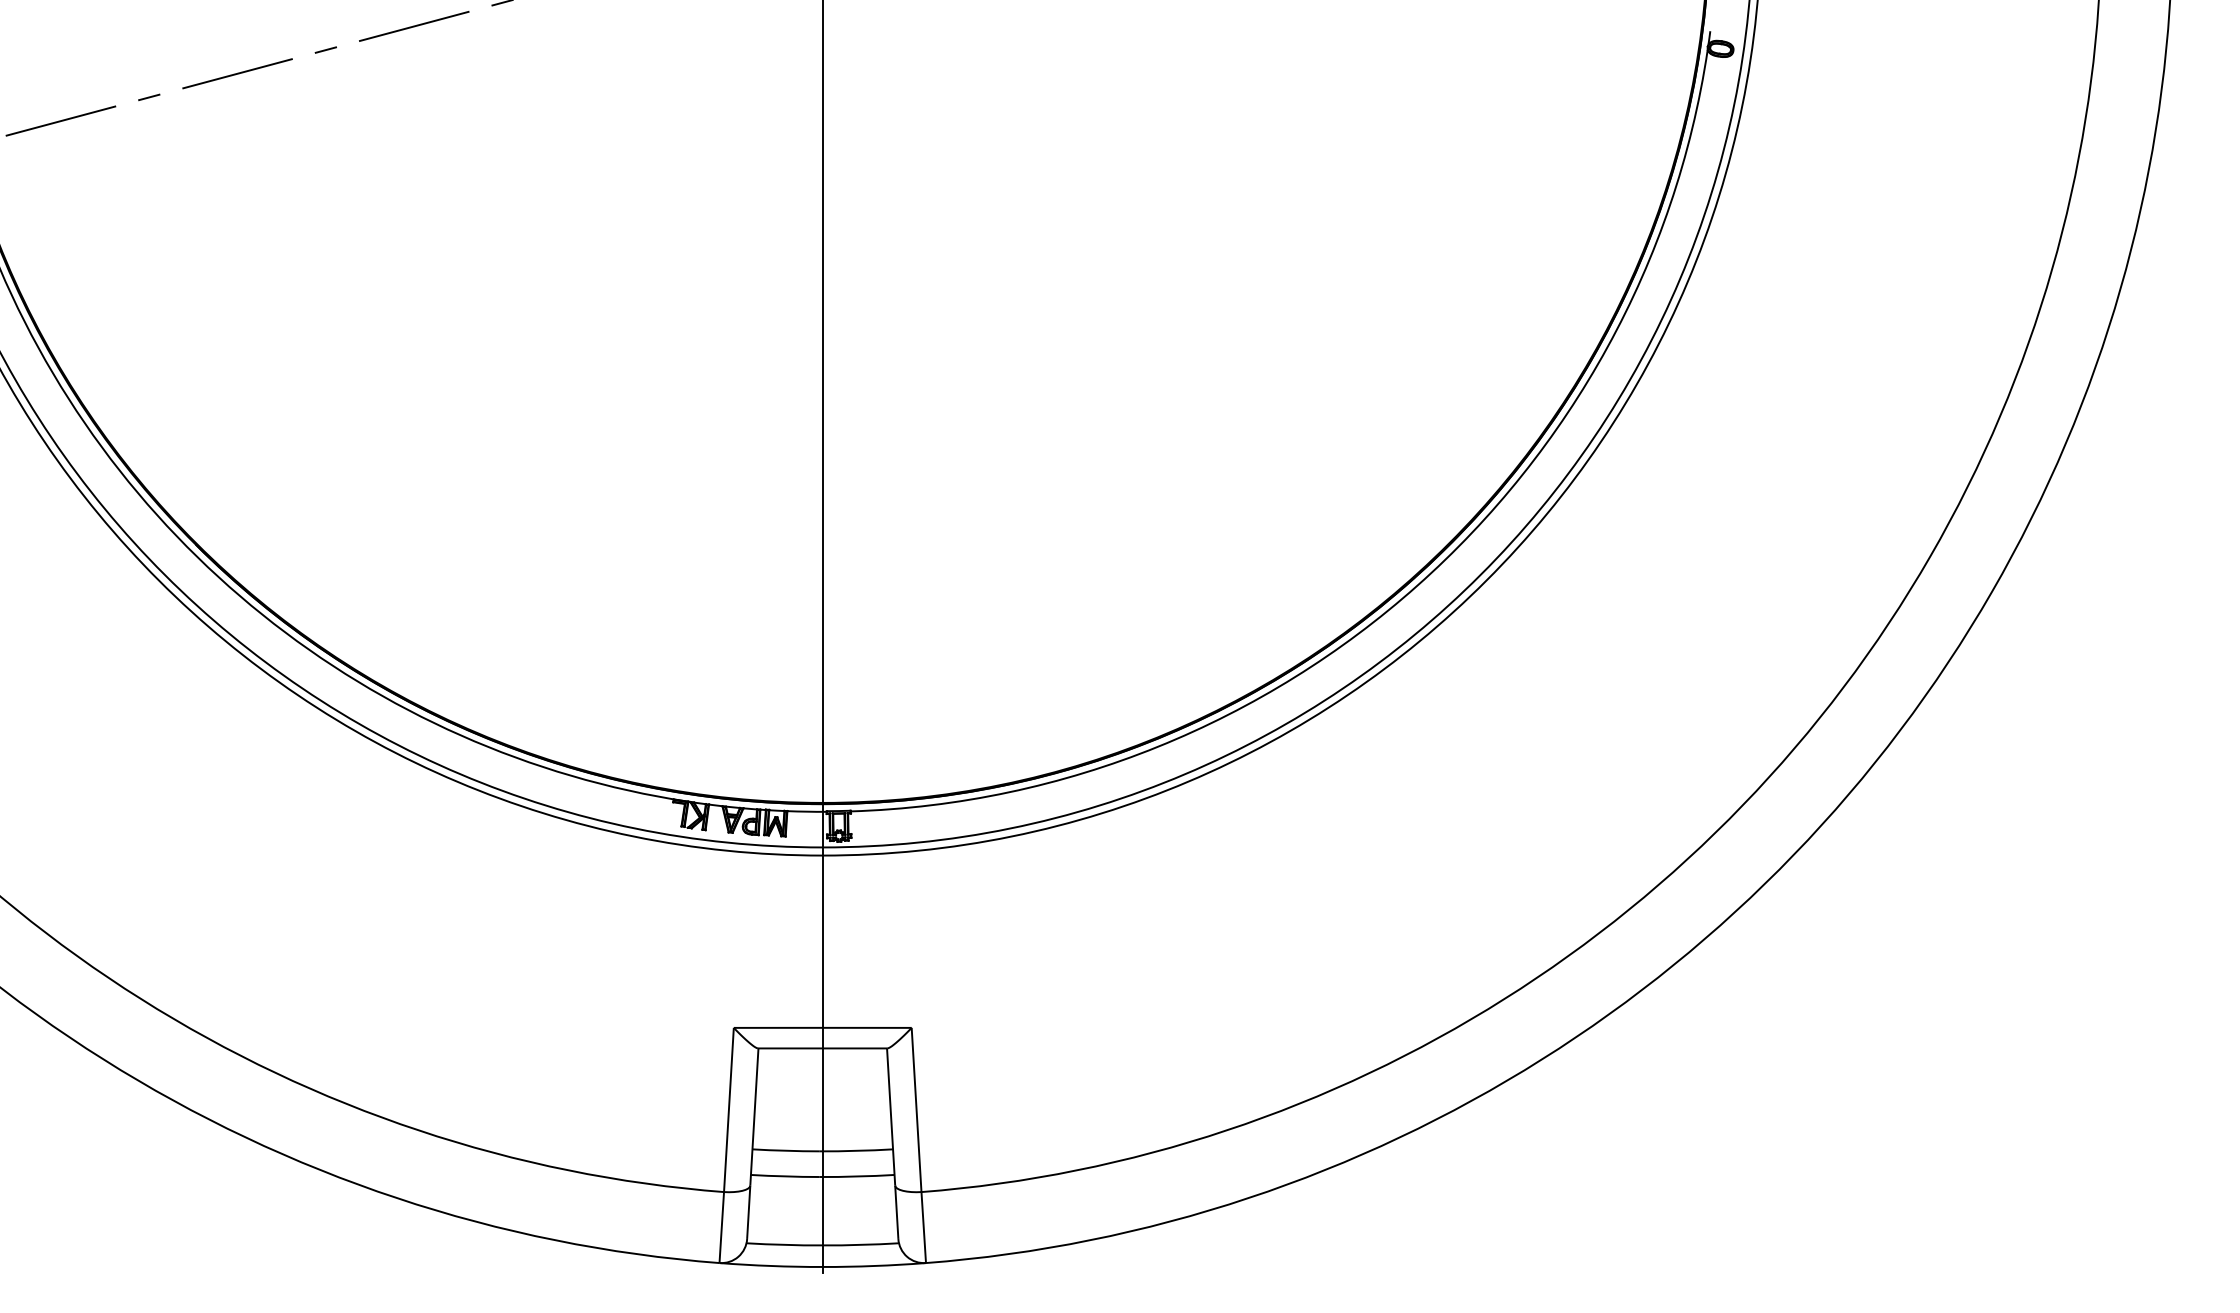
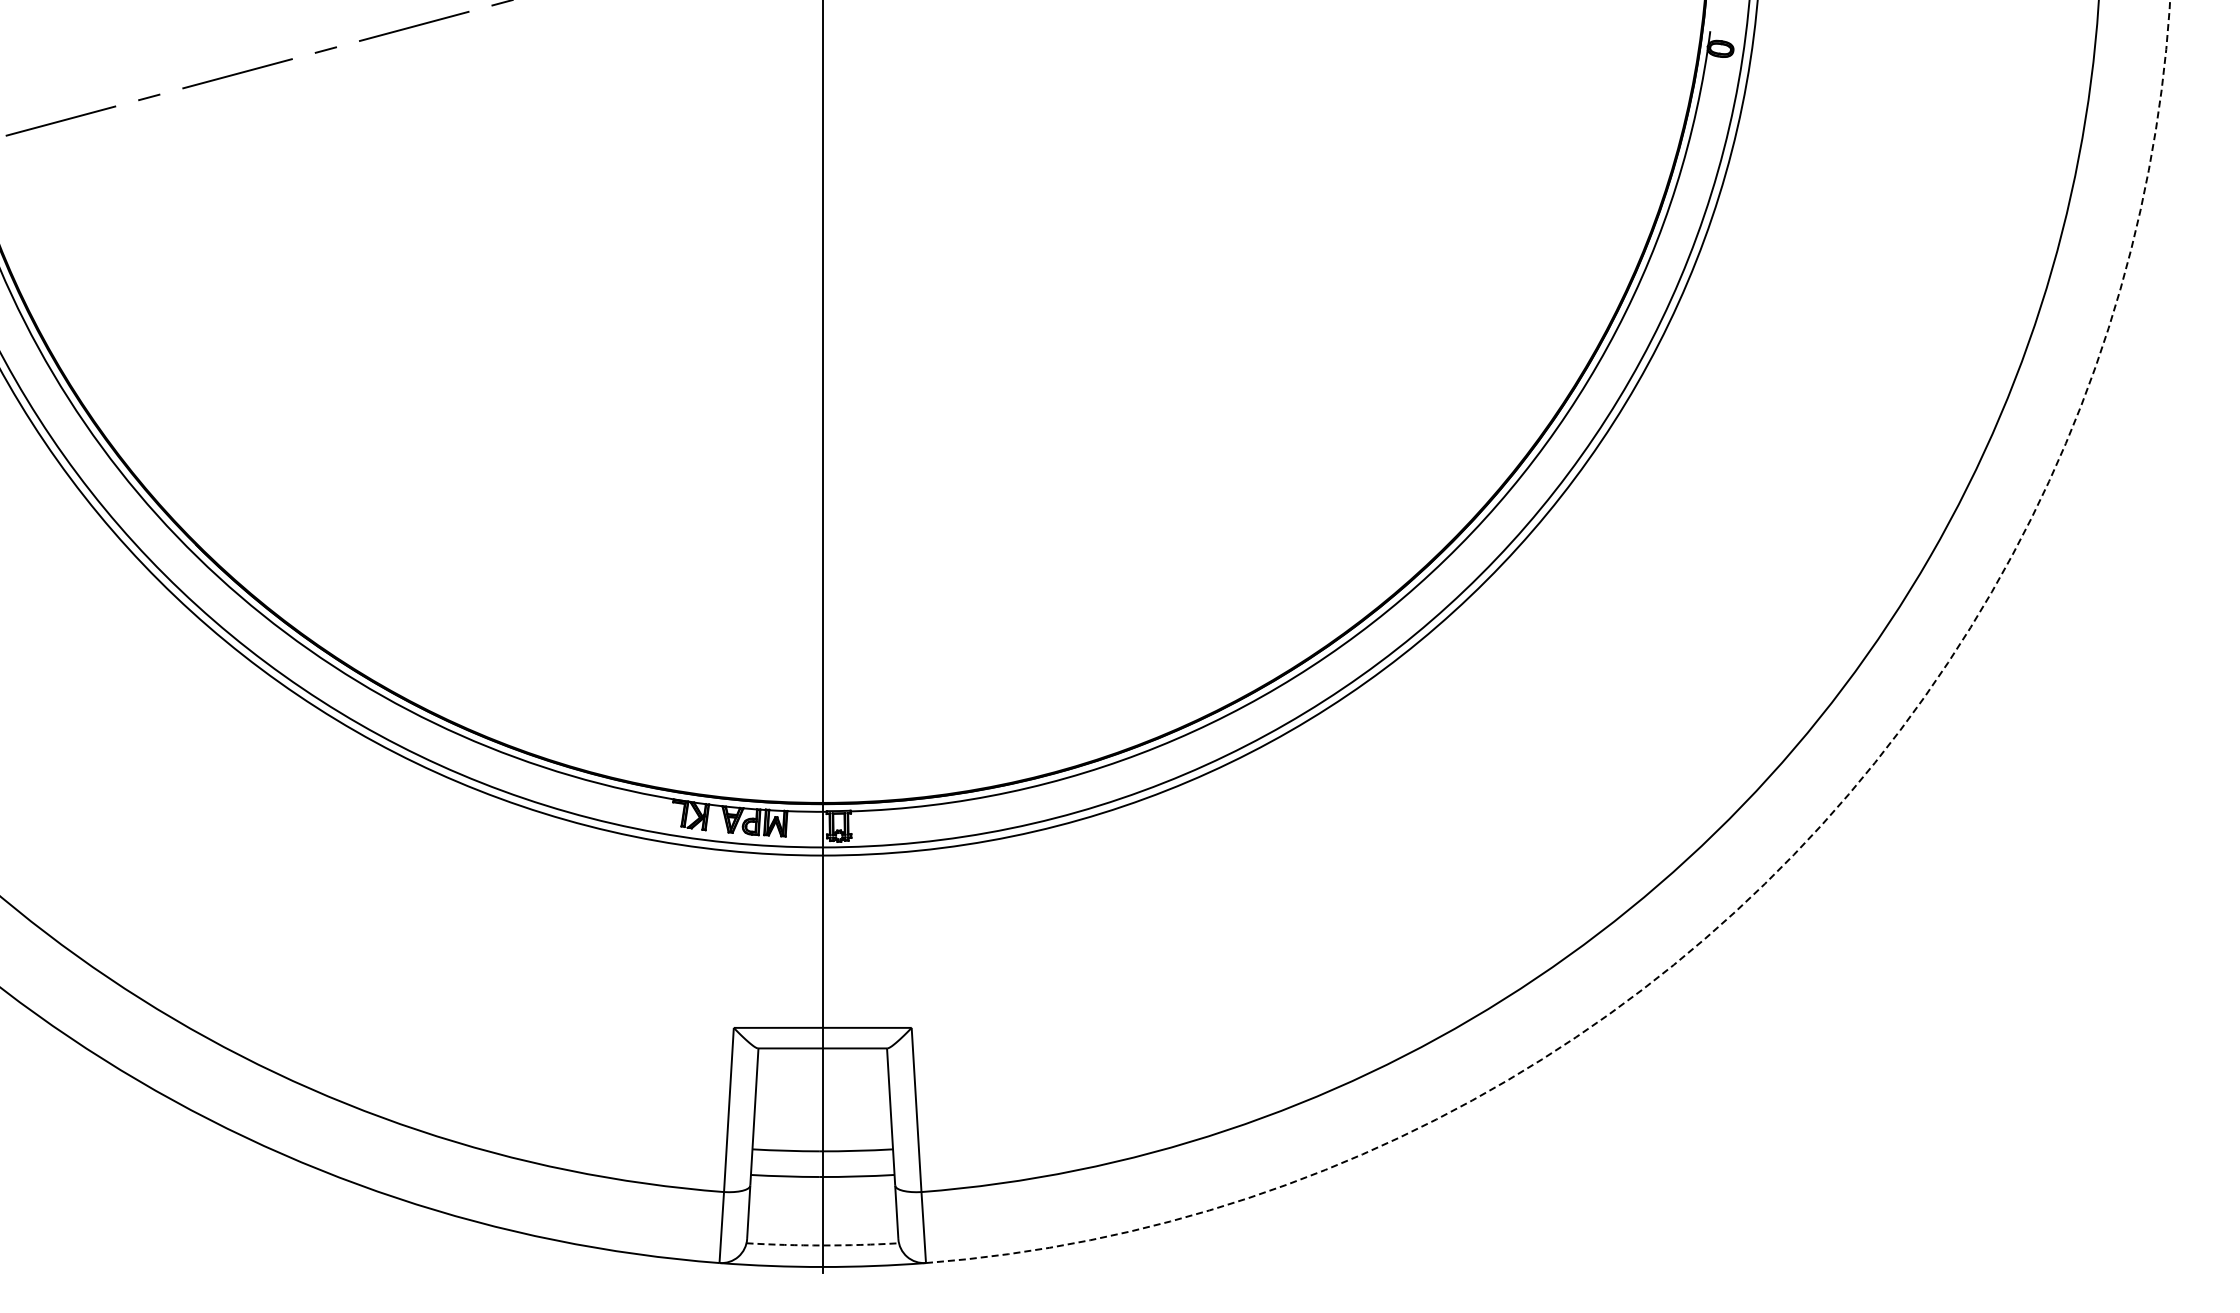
arc: solid -> dashed (1782, 865)
arc: solid -> dashed (822, 1245)
